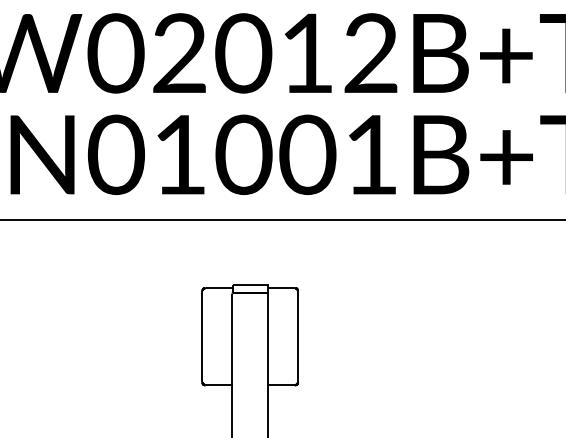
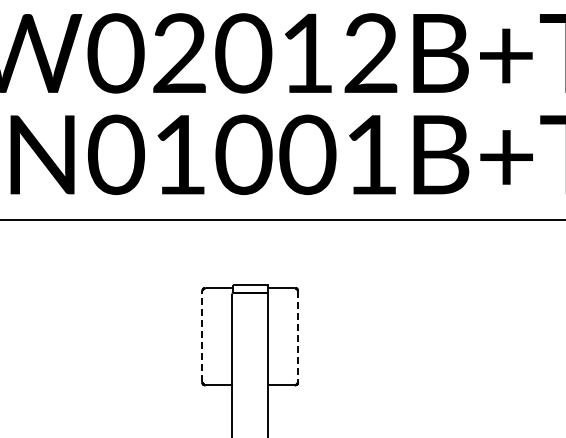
line: solid -> dashed (202, 336)
line: solid -> dashed (298, 337)
